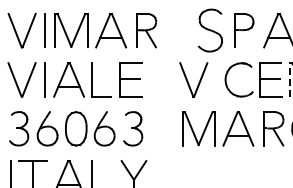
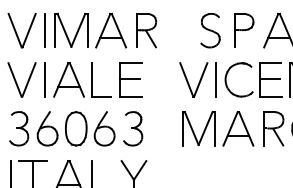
part size: 26x45 px -> 21x36 px (210, 30)
line: none -> present (216, 79)
line: dashed -> solid (290, 79)
